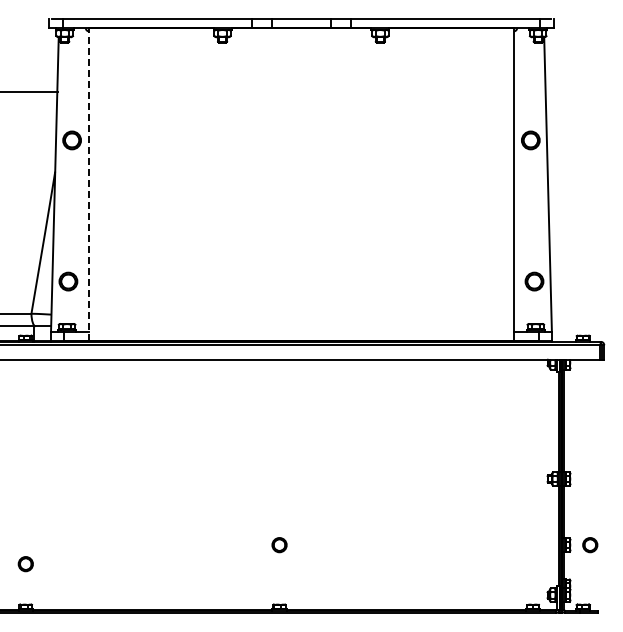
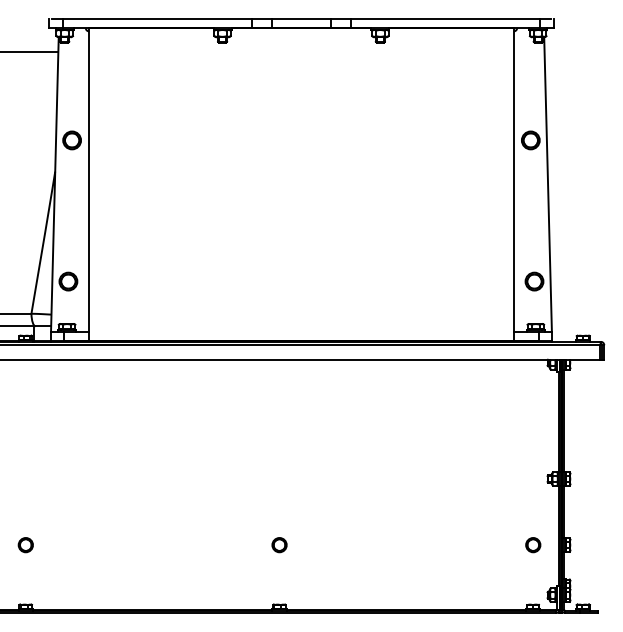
line position: (30, 92) -> (30, 52) (30, 52)
line: dashed -> solid (89, 183)
circle position: (590, 545) -> (533, 545) (533, 545)
circle position: (25, 564) -> (25, 545) (25, 545)
